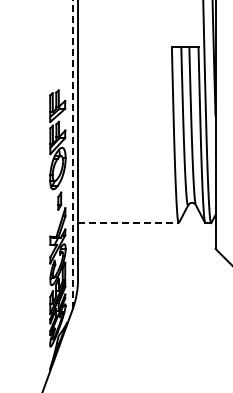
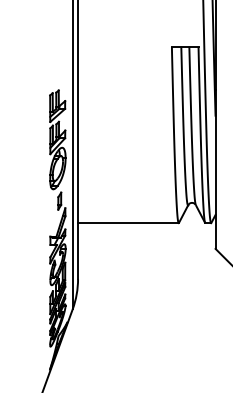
line: dashed -> solid (72, 154)
line: dashed -> solid (128, 223)
